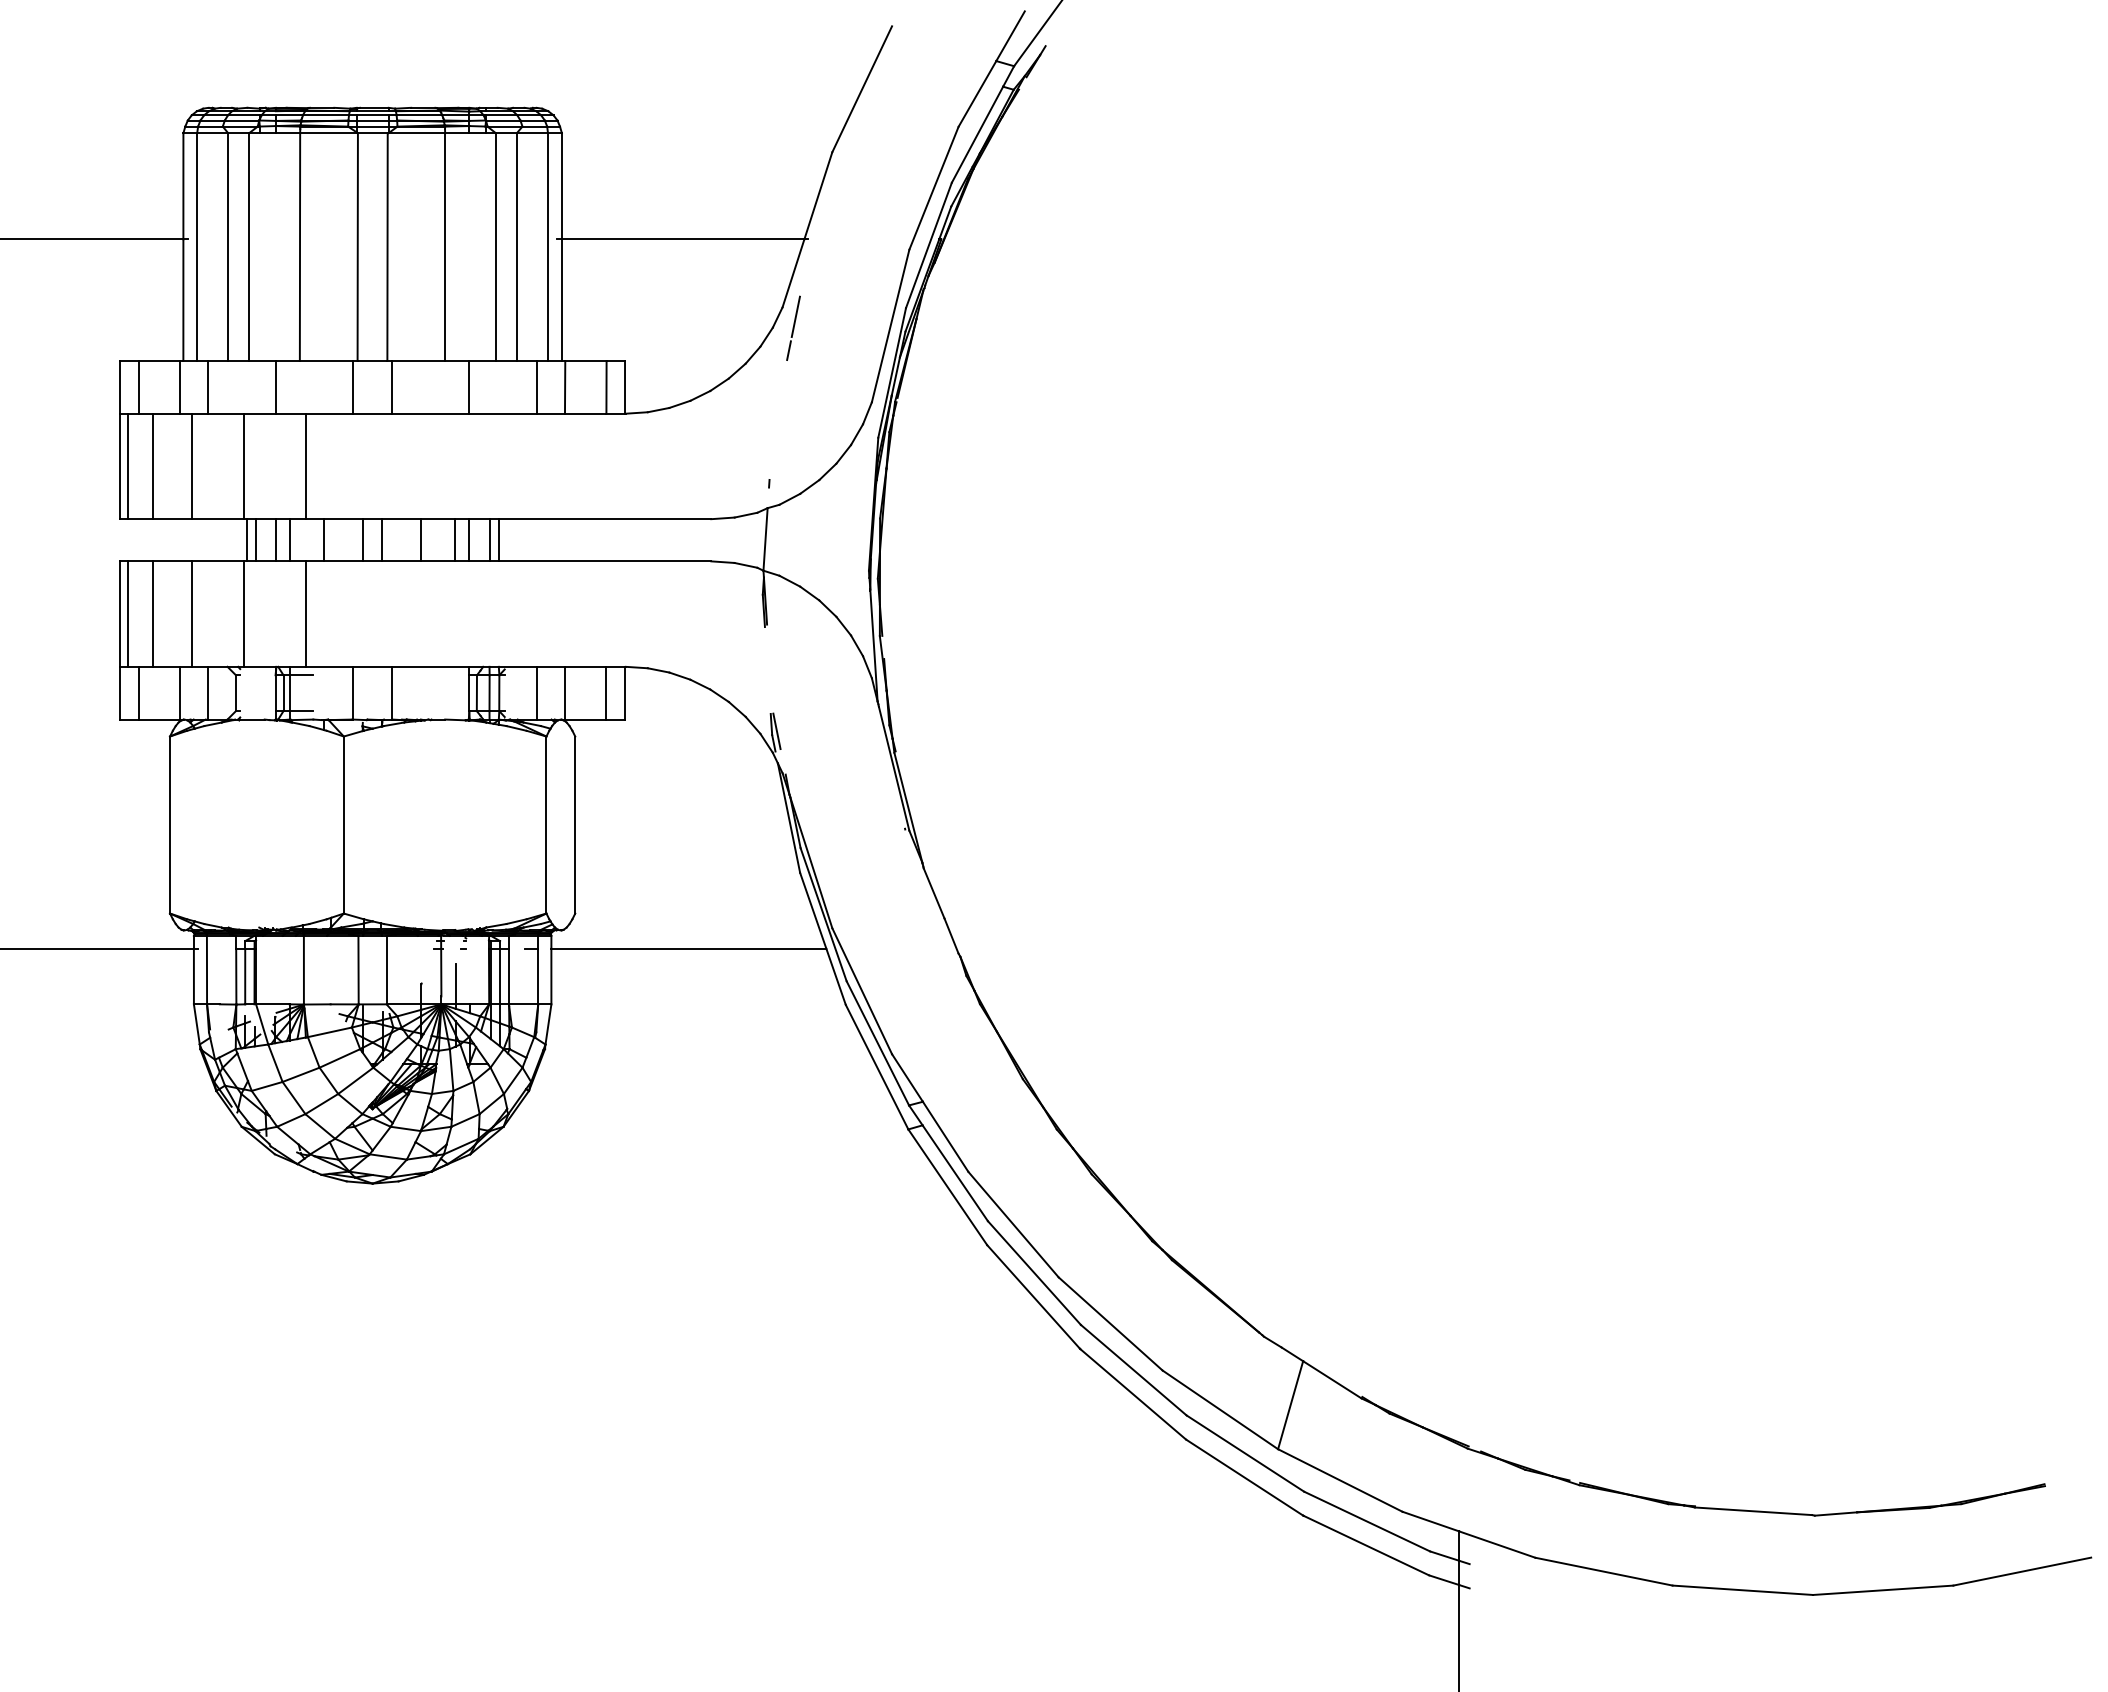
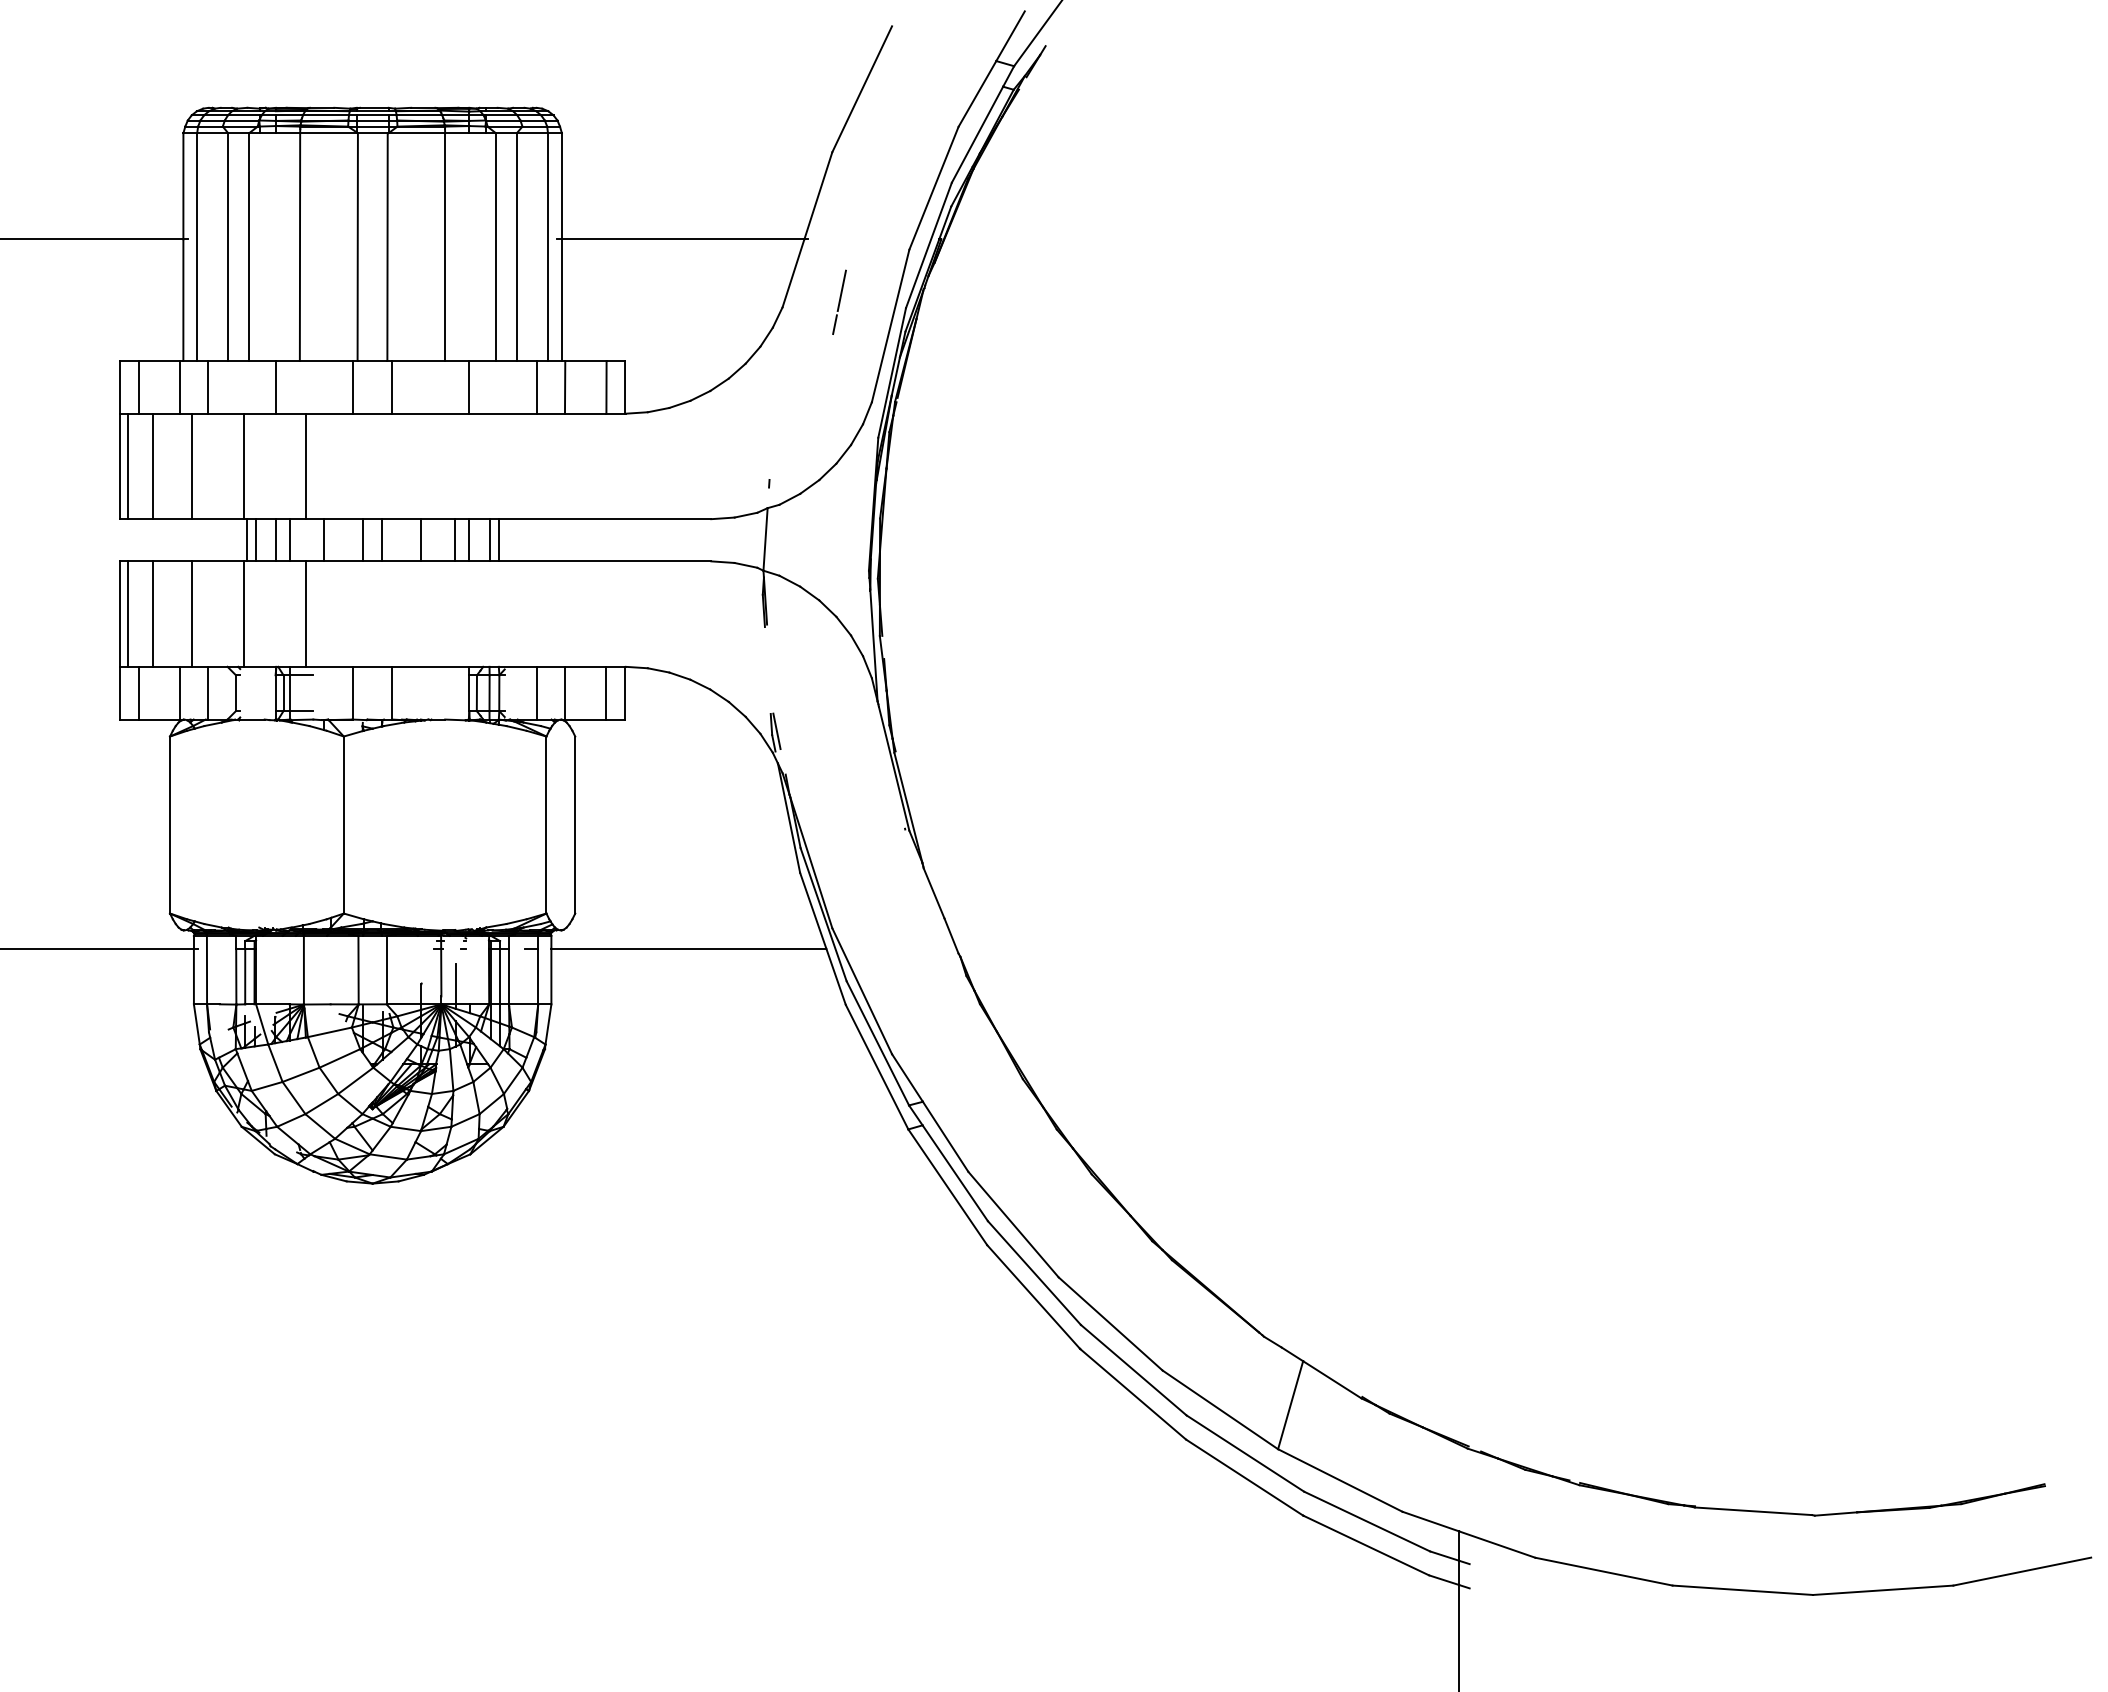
line position: (793, 327) -> (839, 301) (839, 301)
